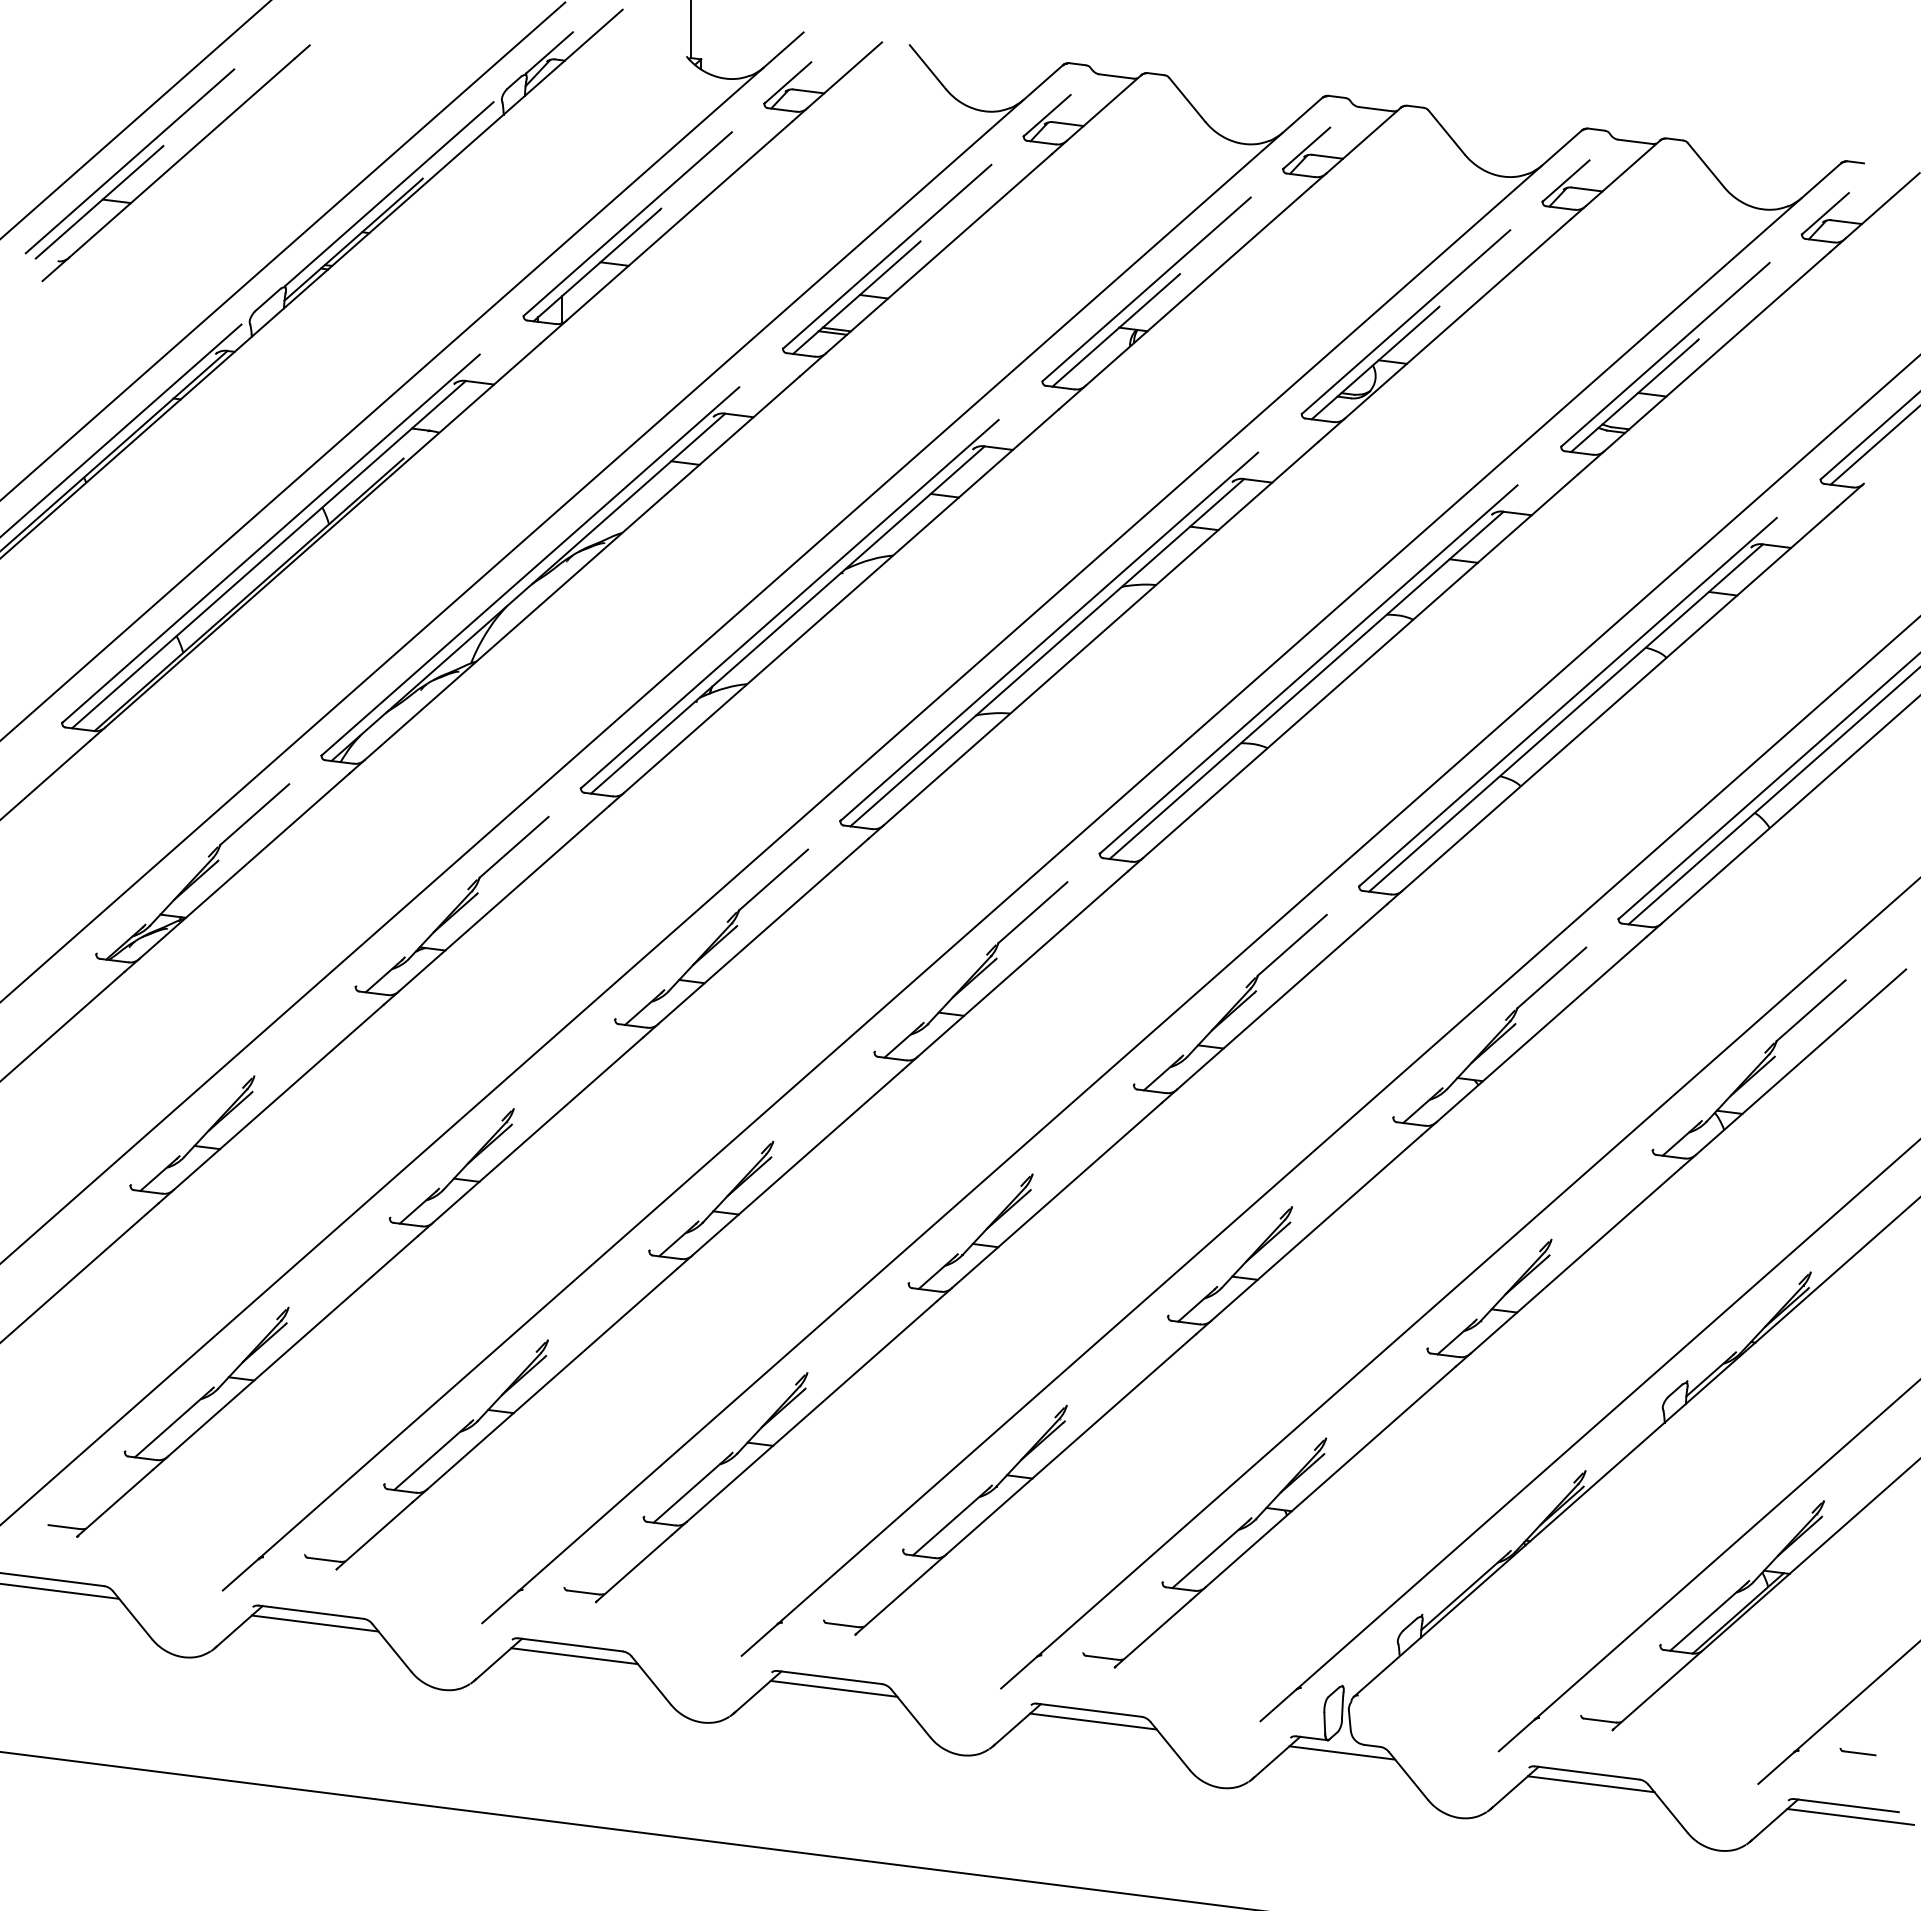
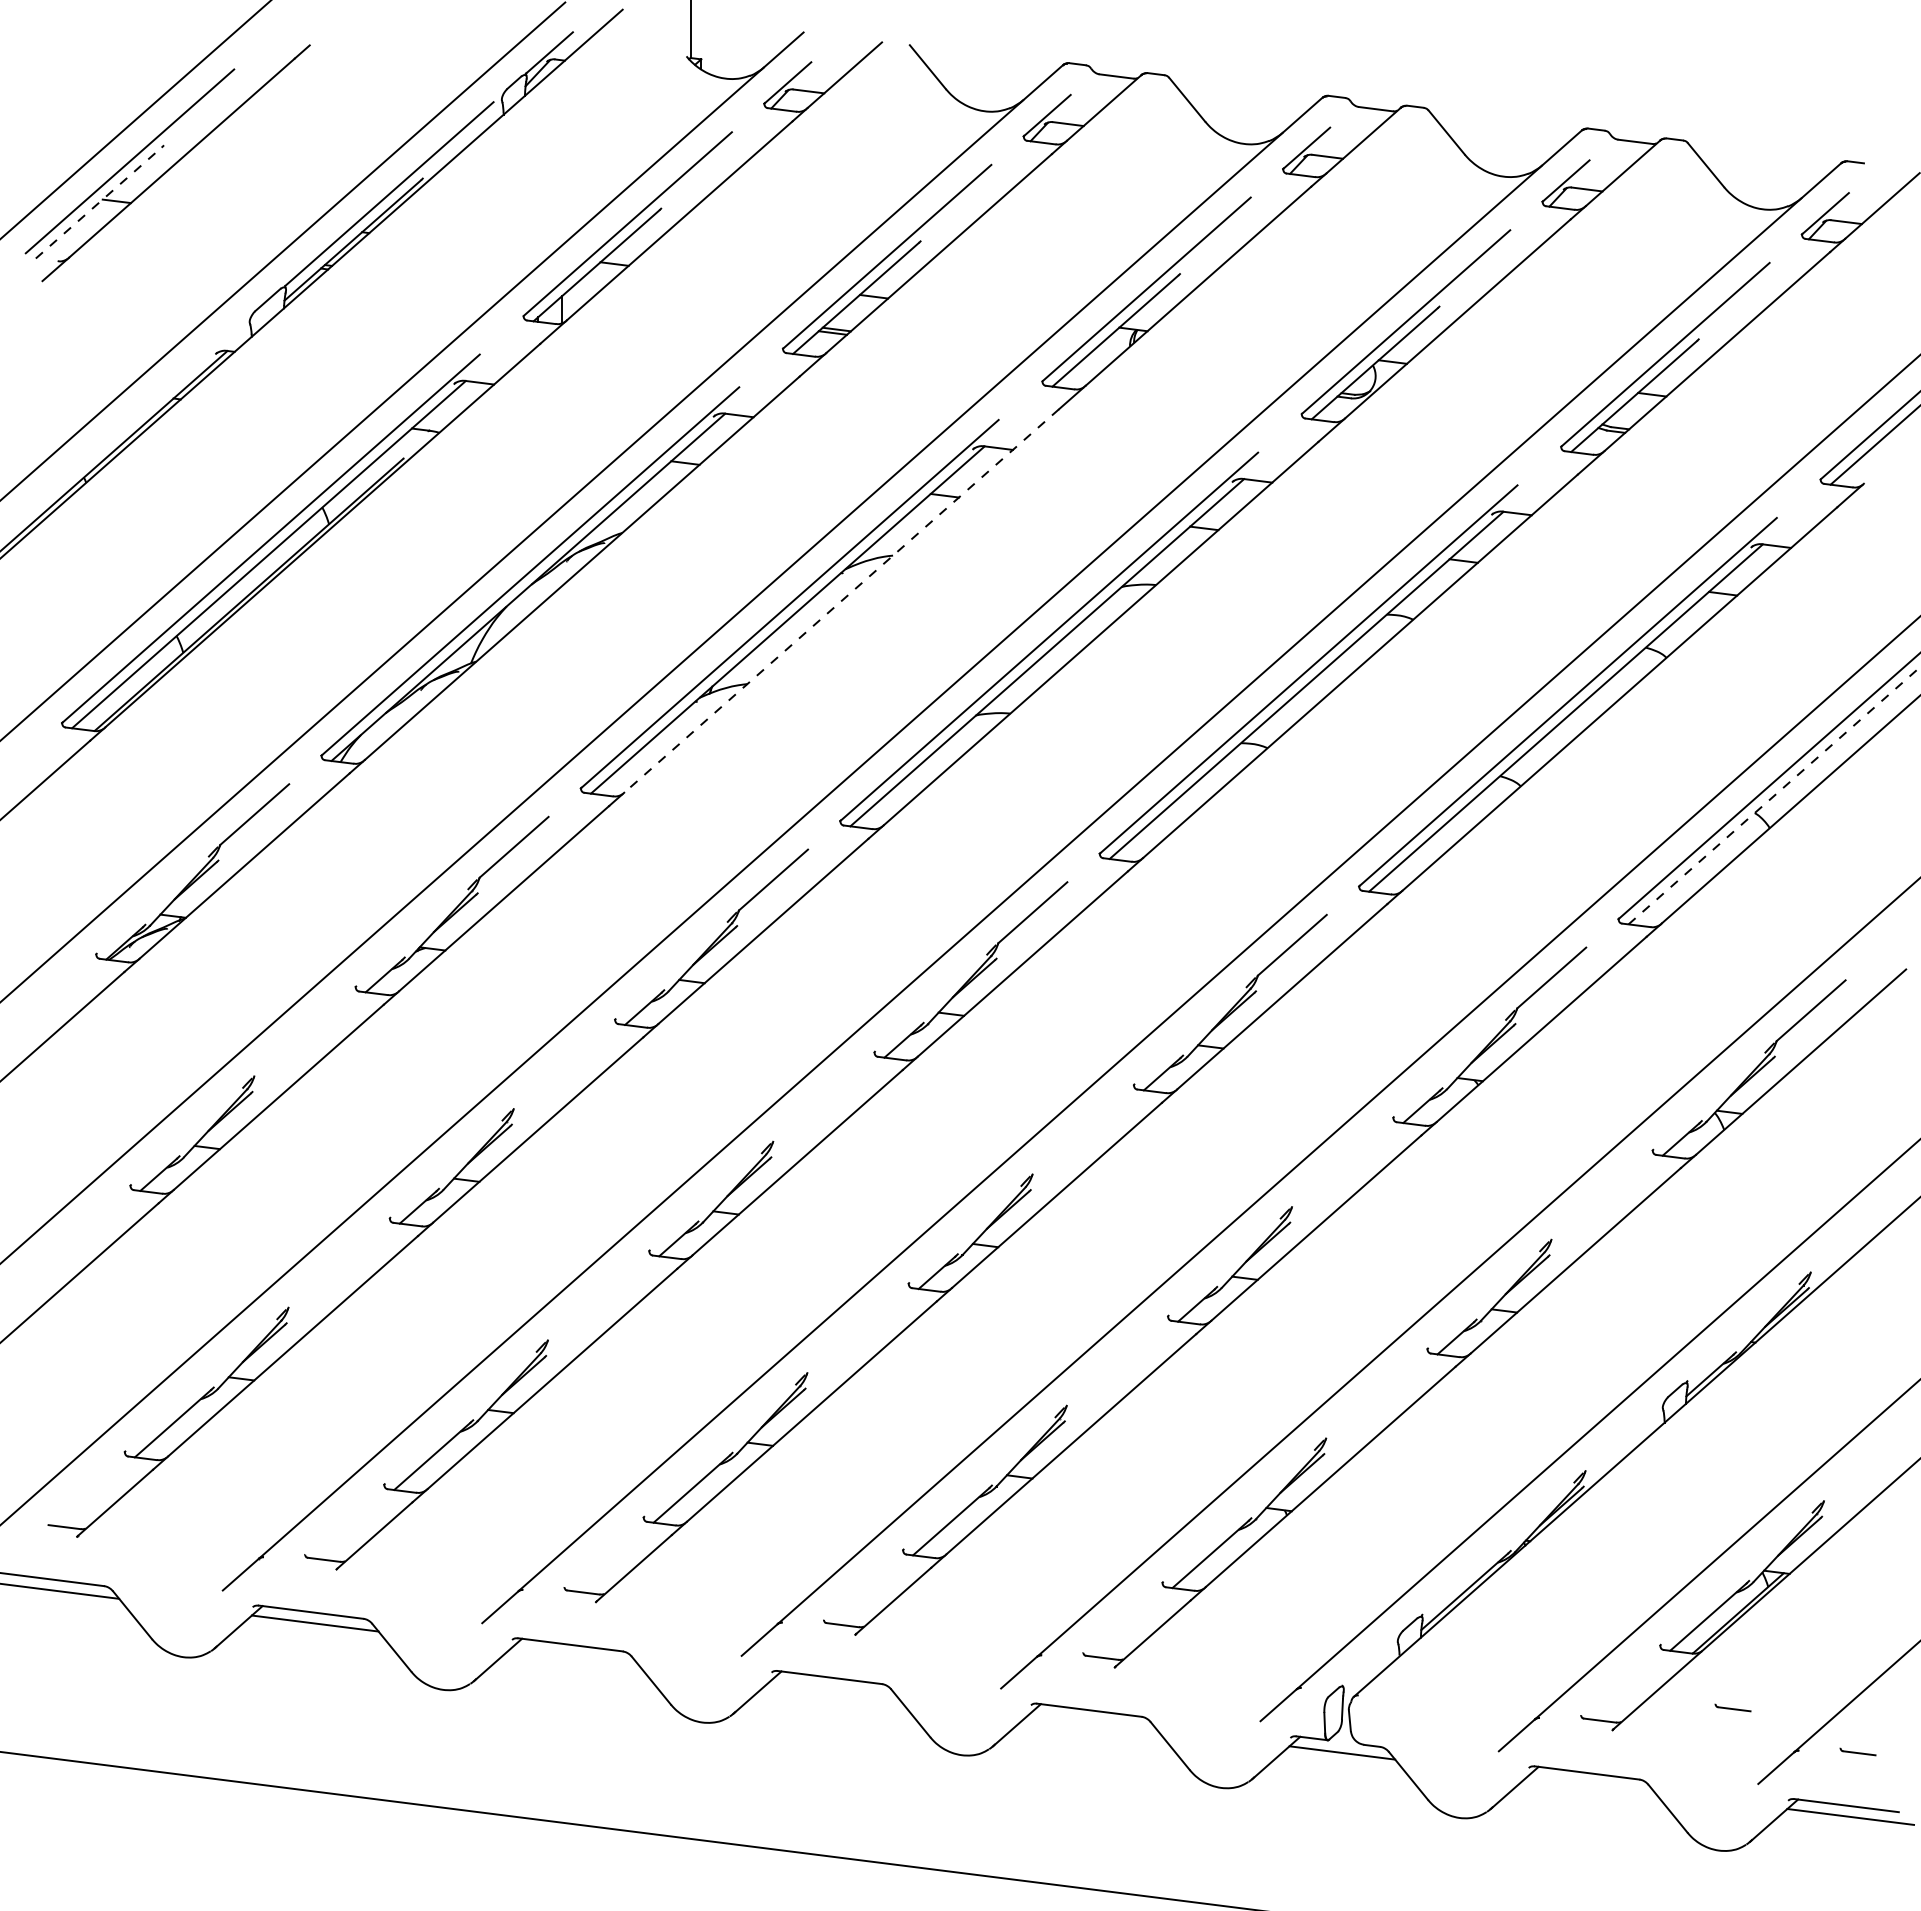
line: solid -> dashed (98, 203)
line: present -> none (121, 429)
line: solid -> dashed (841, 601)
line: solid -> dashed (1774, 795)
line: present -> none (574, 1656)
line: present -> none (833, 1688)
part: none -> present (1732, 1707)
line: present -> none (1093, 1721)
line: present -> none (1590, 1784)
